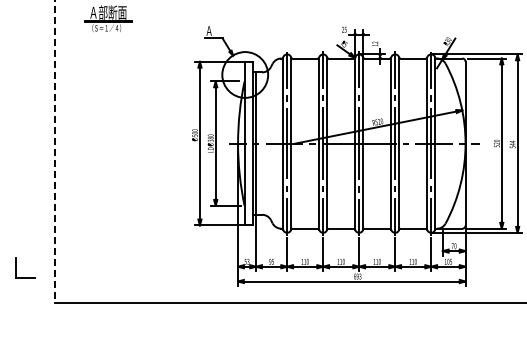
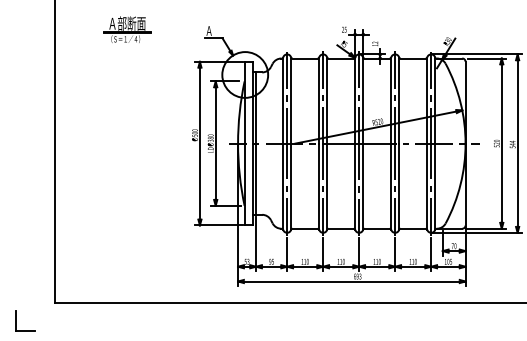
part position: (108, 18) -> (127, 29) (127, 29)
line: dashed -> solid (55, 152)
part position: (16, 267) -> (16, 320) (16, 320)
